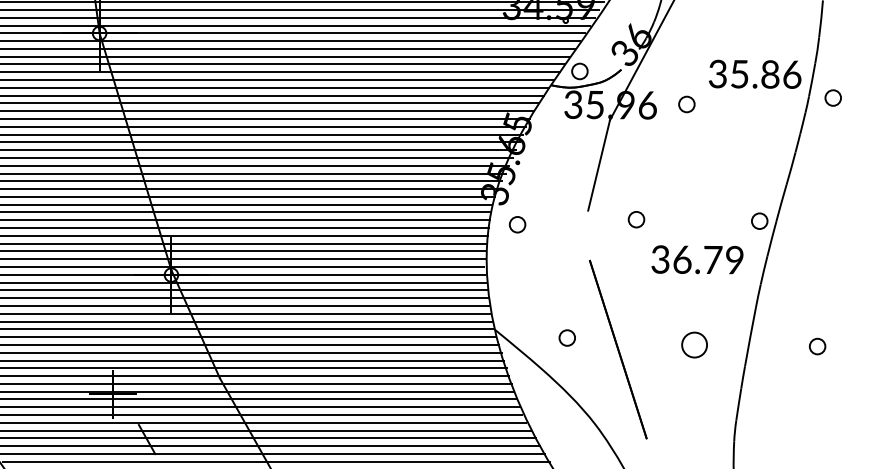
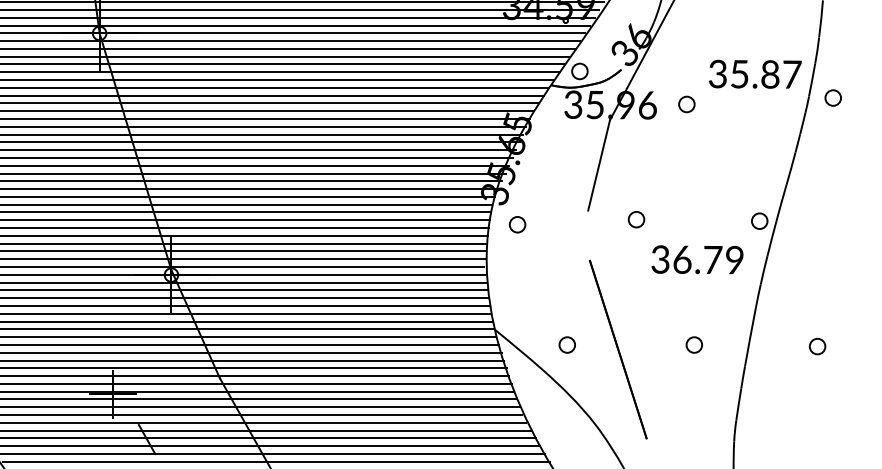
text: 35.86 -> 35.87 (792, 74)
part position: (566, 337) -> (566, 344) (566, 344)
part size: 27x28 px -> 18x18 px (693, 344)
